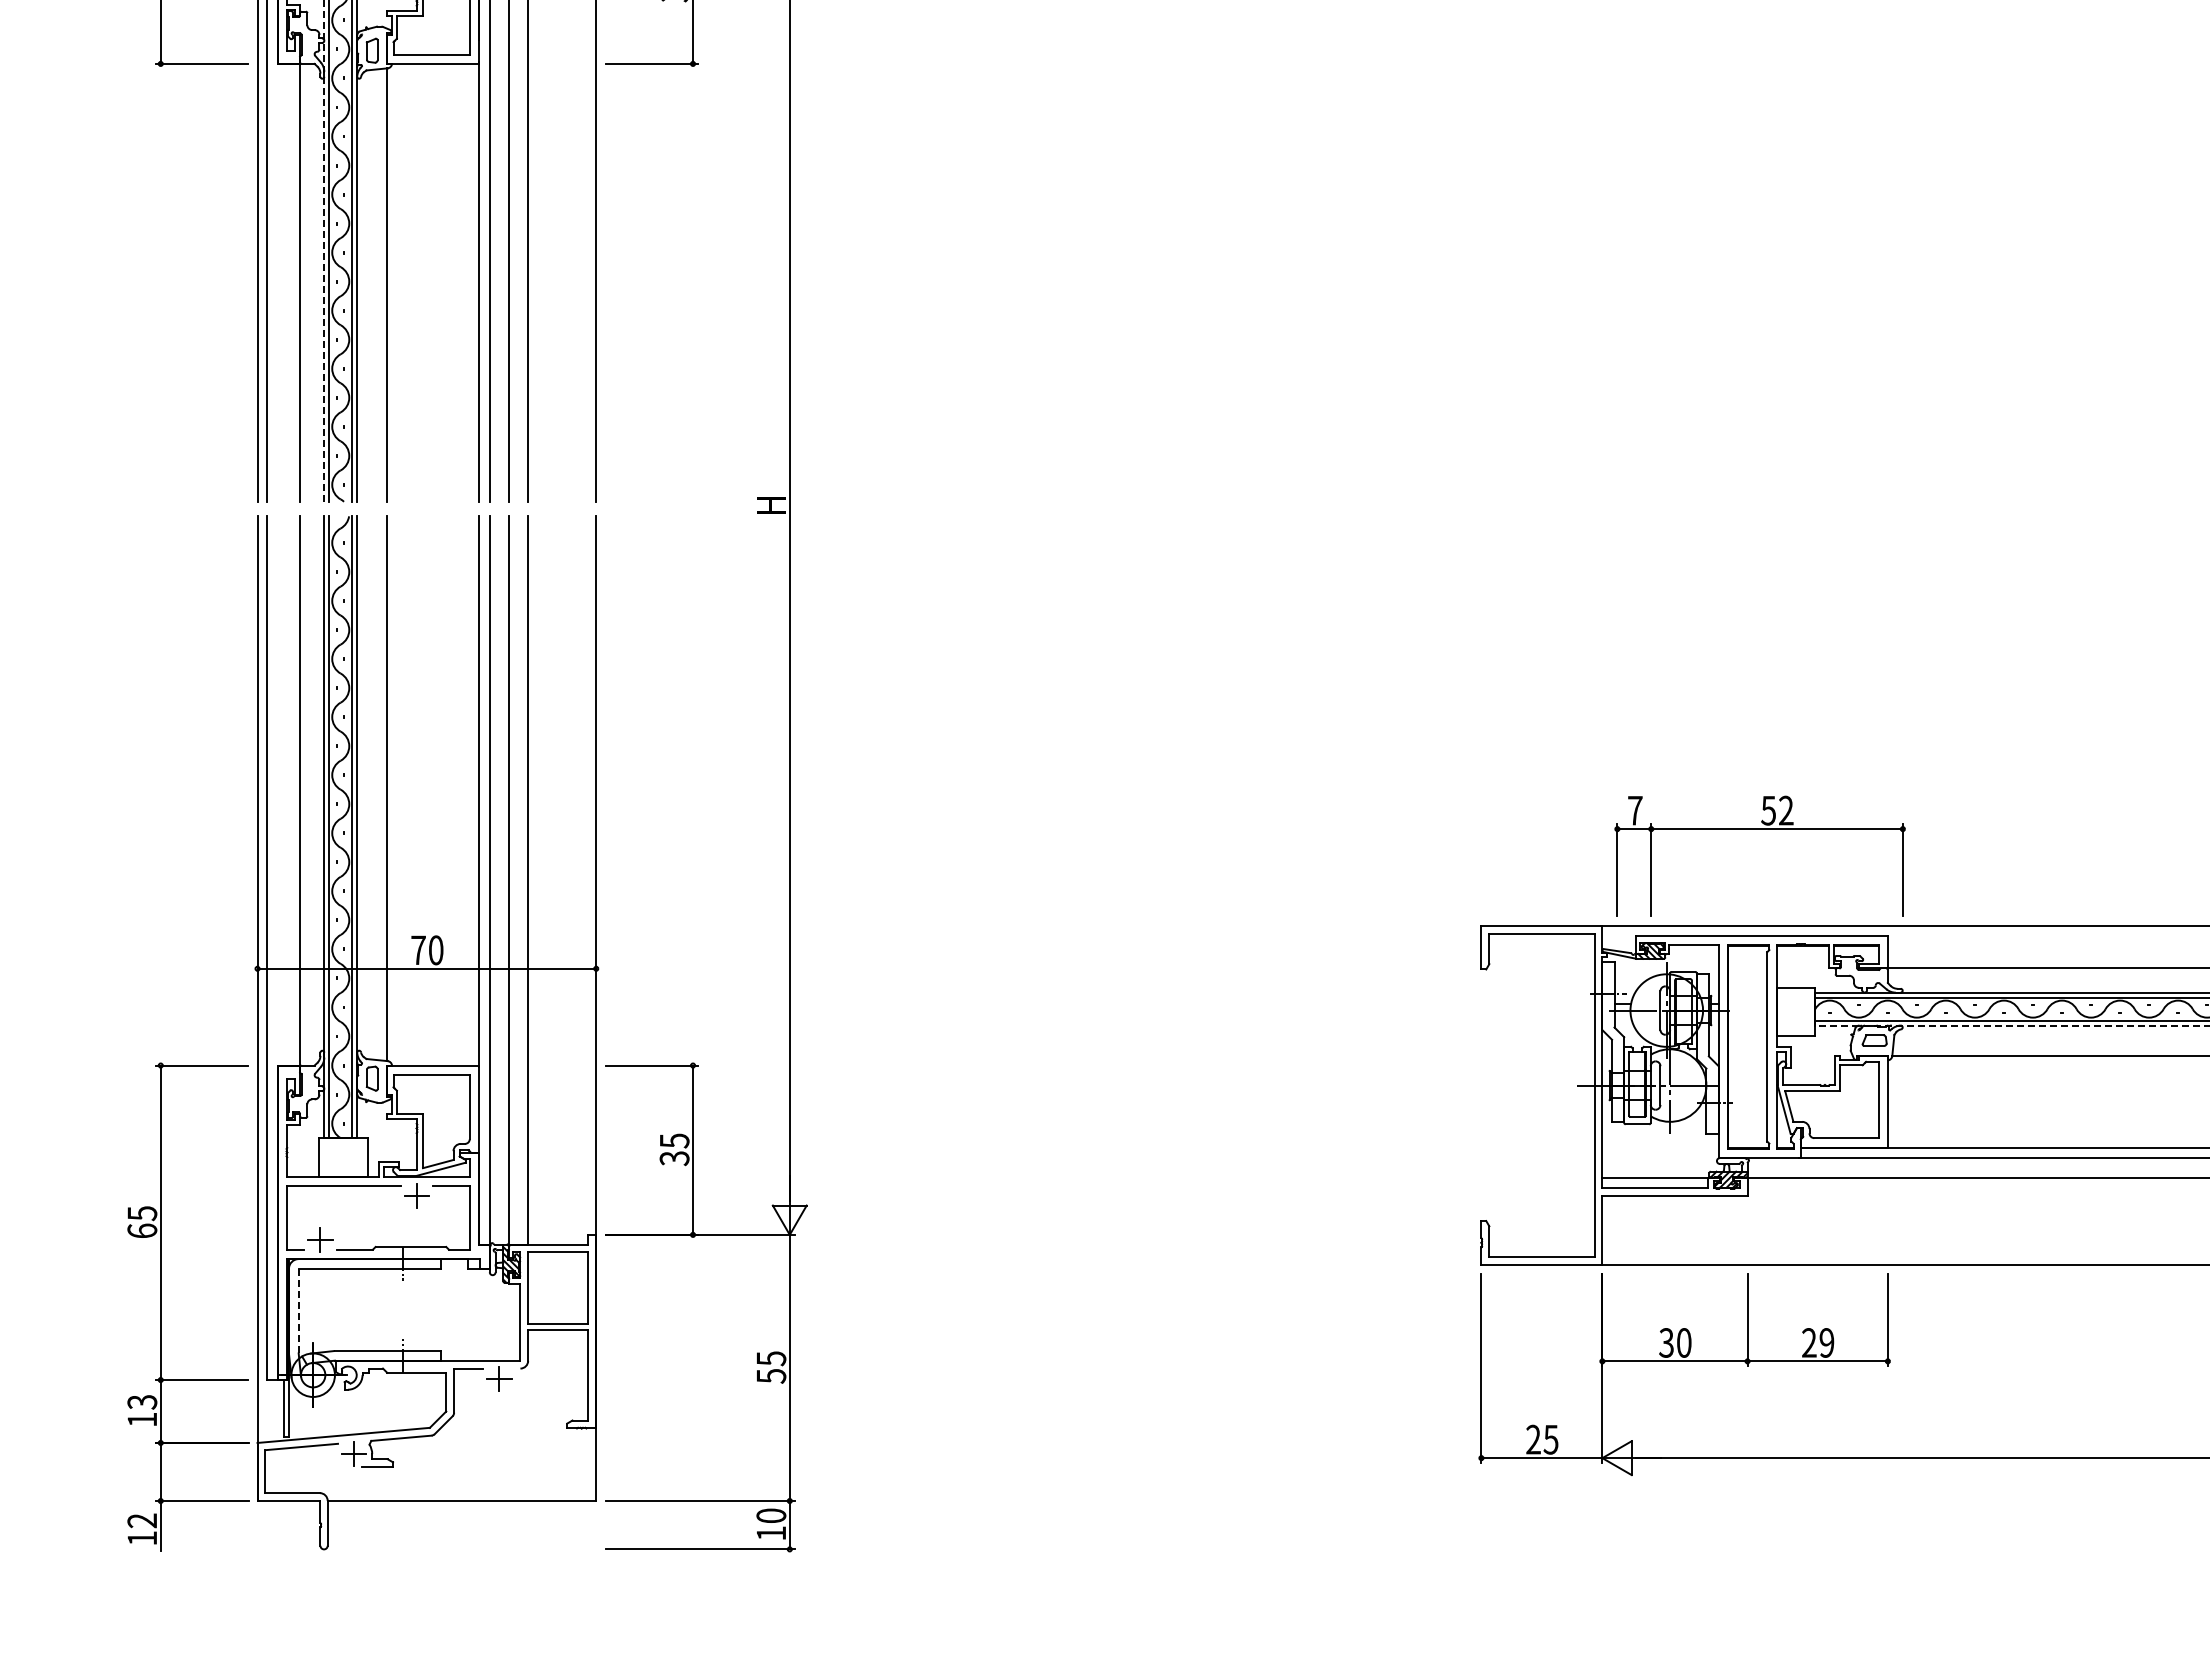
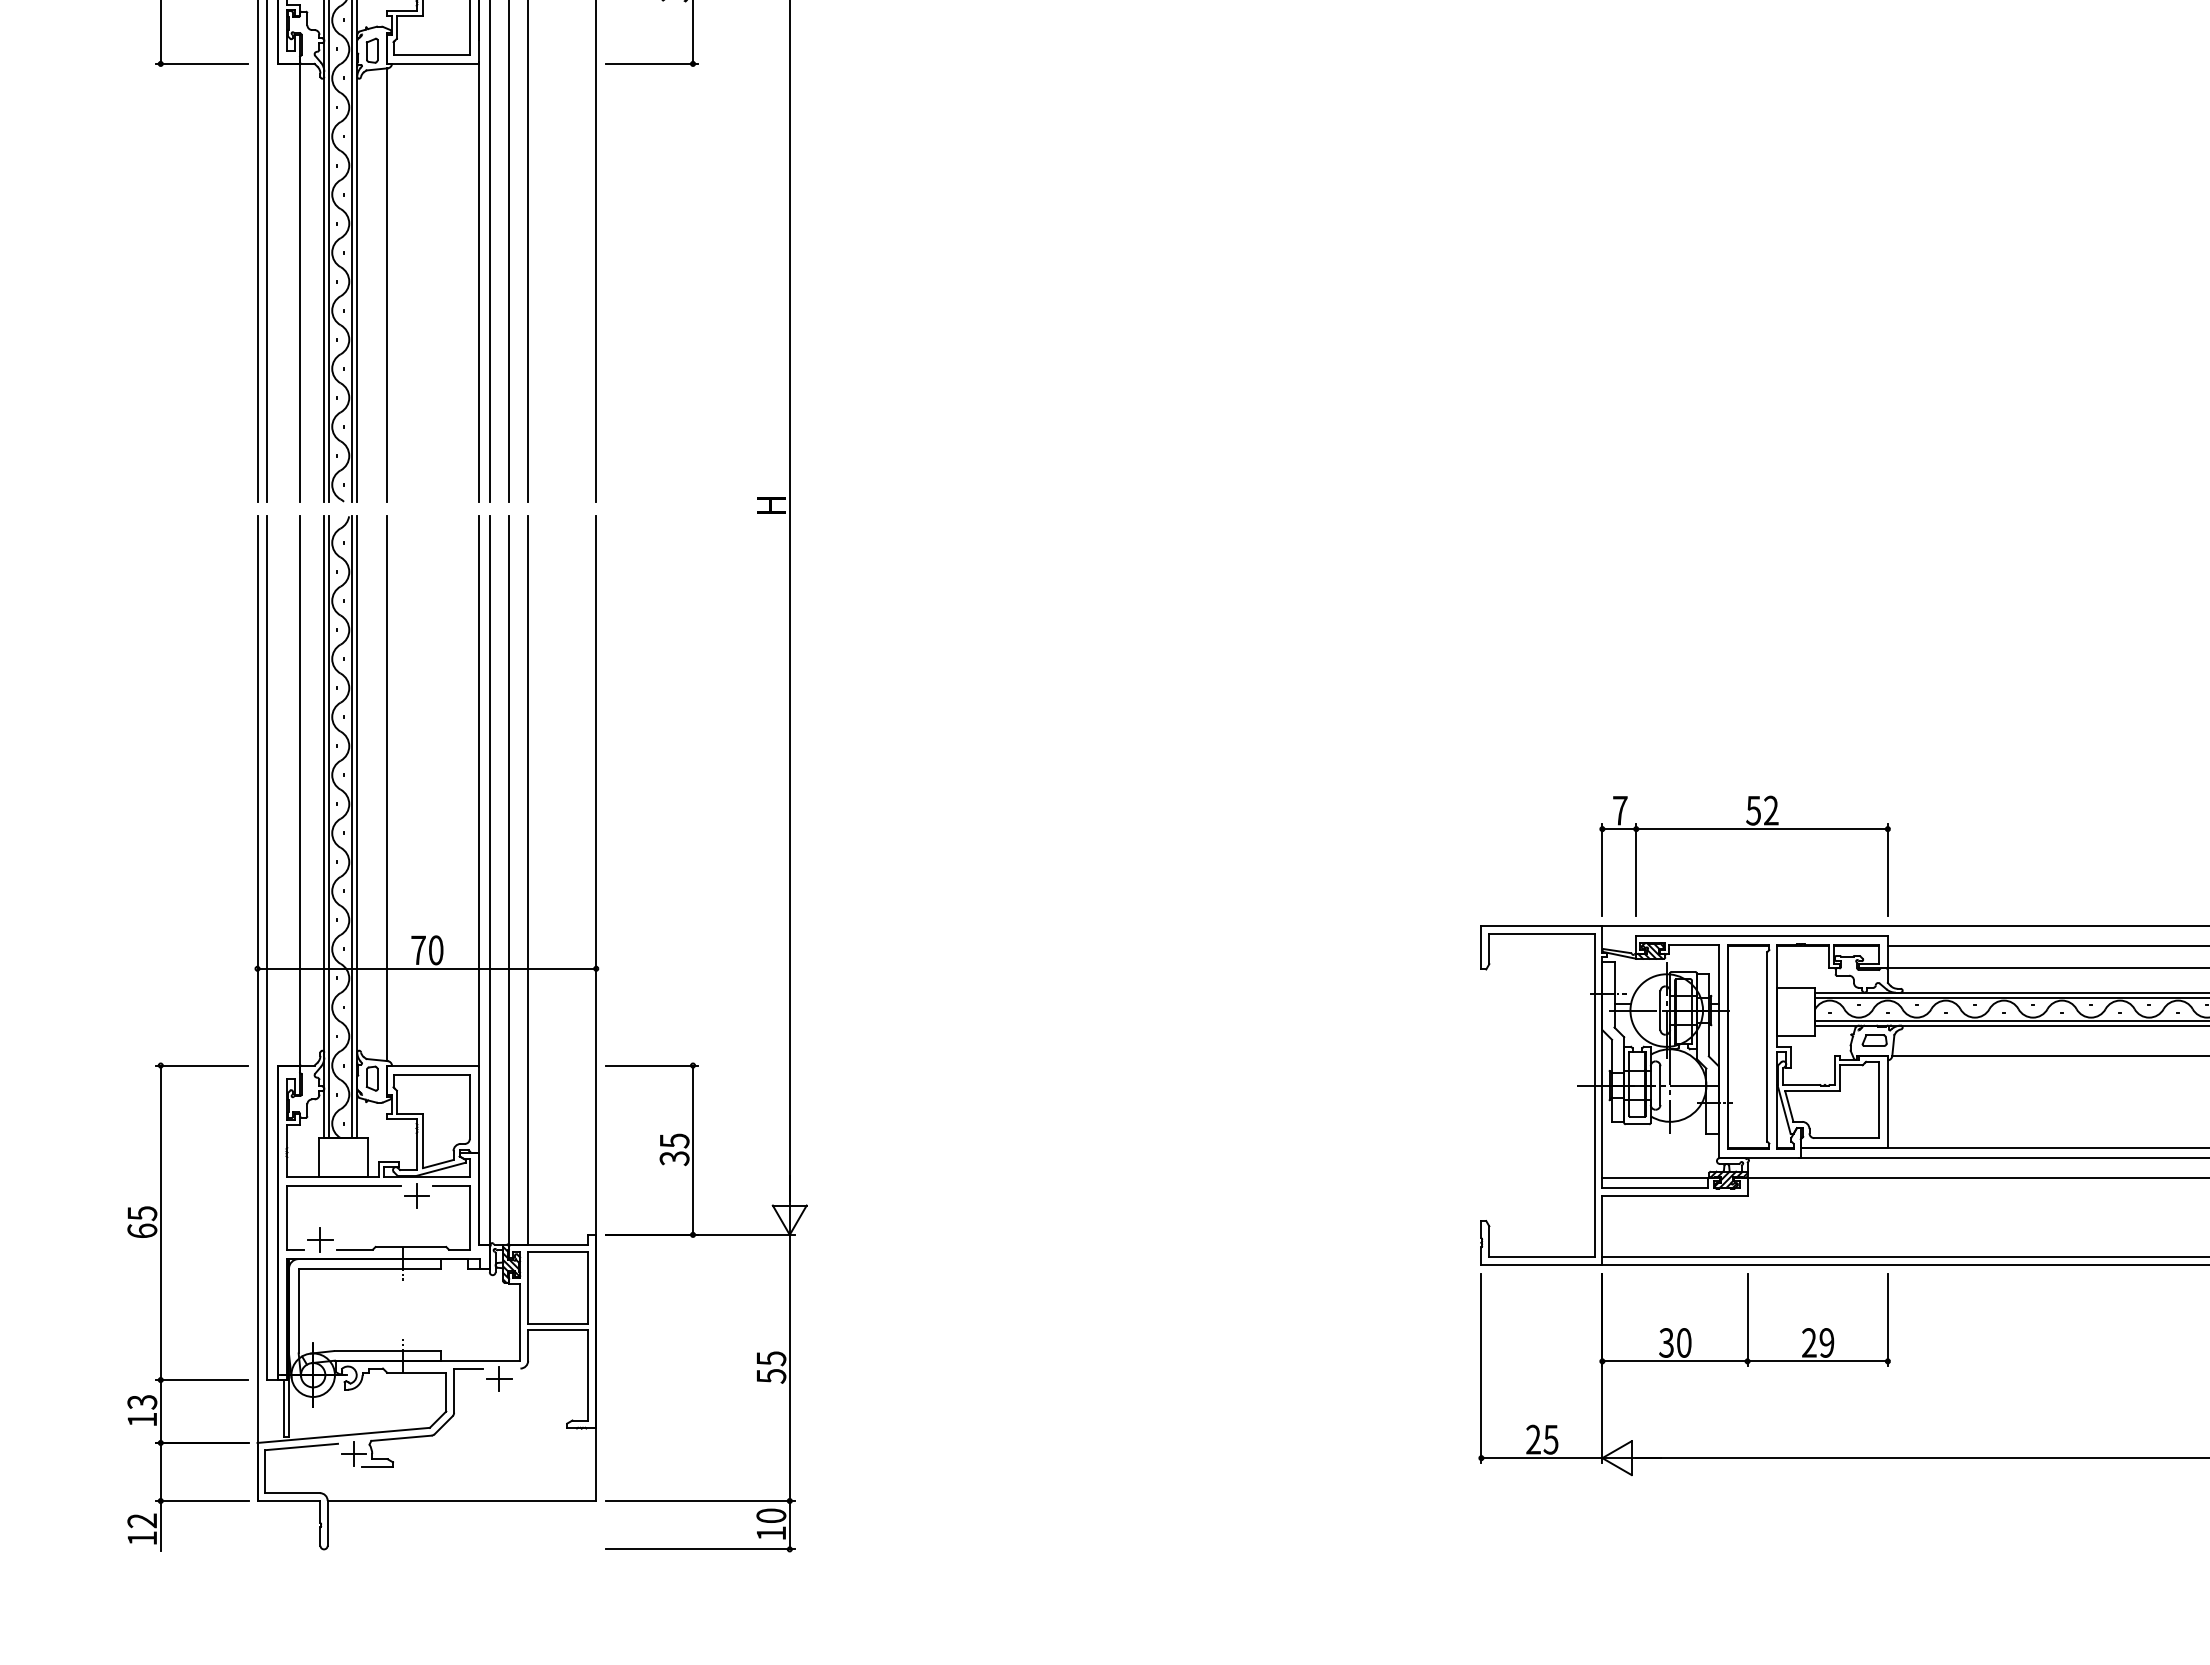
line: dashed -> solid (324, 251)
part position: (1759, 829) -> (1744, 829) (1744, 829)
line: none -> present (2046, 946)
line: dashed -> solid (2012, 1025)
line: none -> present (1904, 1256)
line: dashed -> solid (298, 1310)
